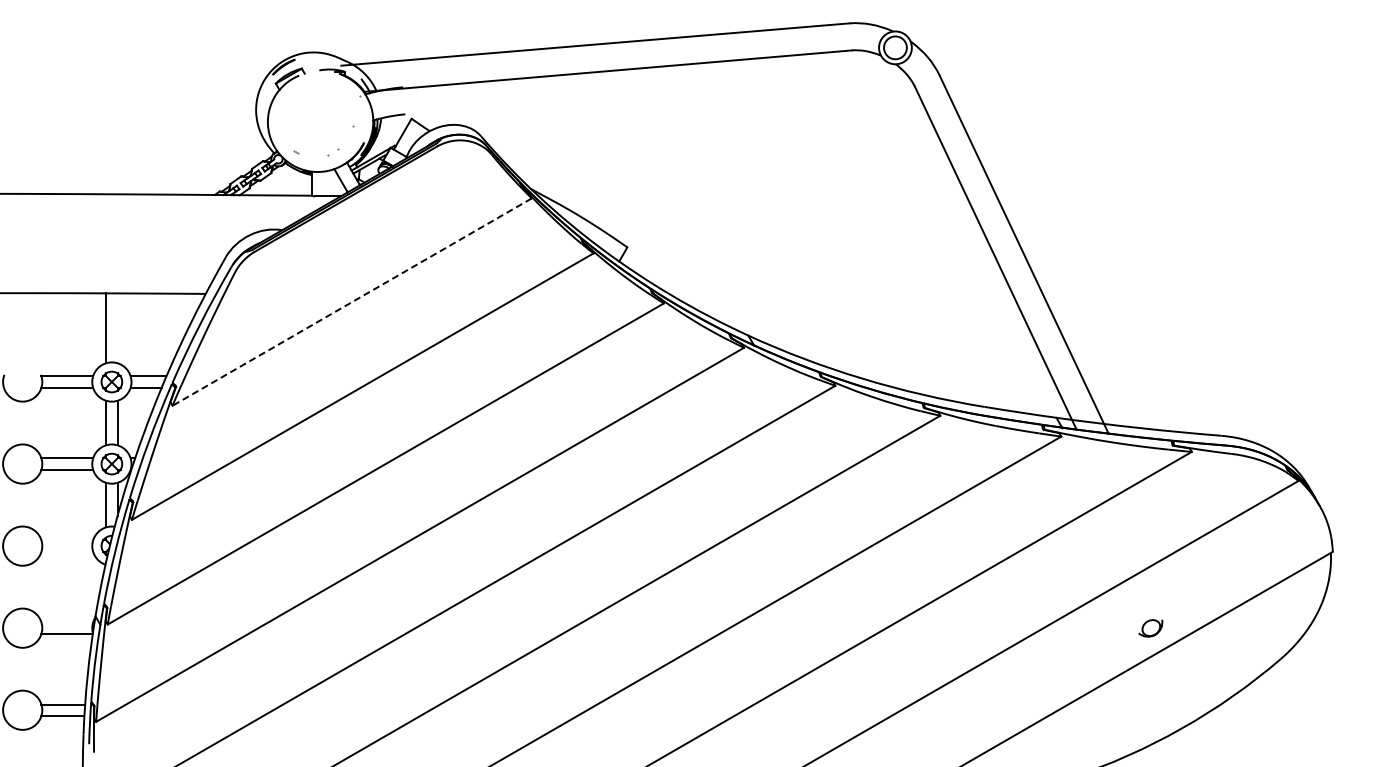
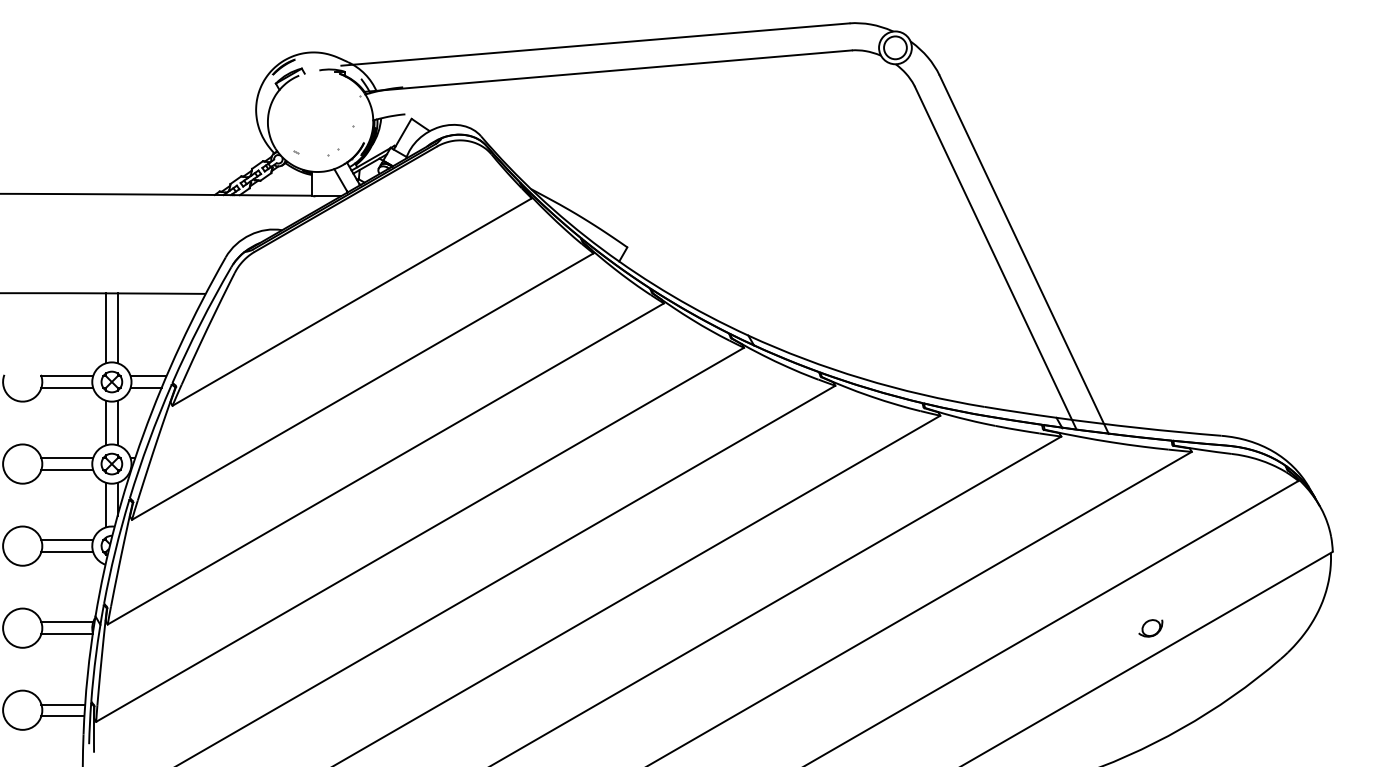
line: dashed -> solid (351, 302)
line: none -> present (117, 328)
line: none -> present (67, 540)
line: none -> present (67, 551)
line: none -> present (67, 622)
